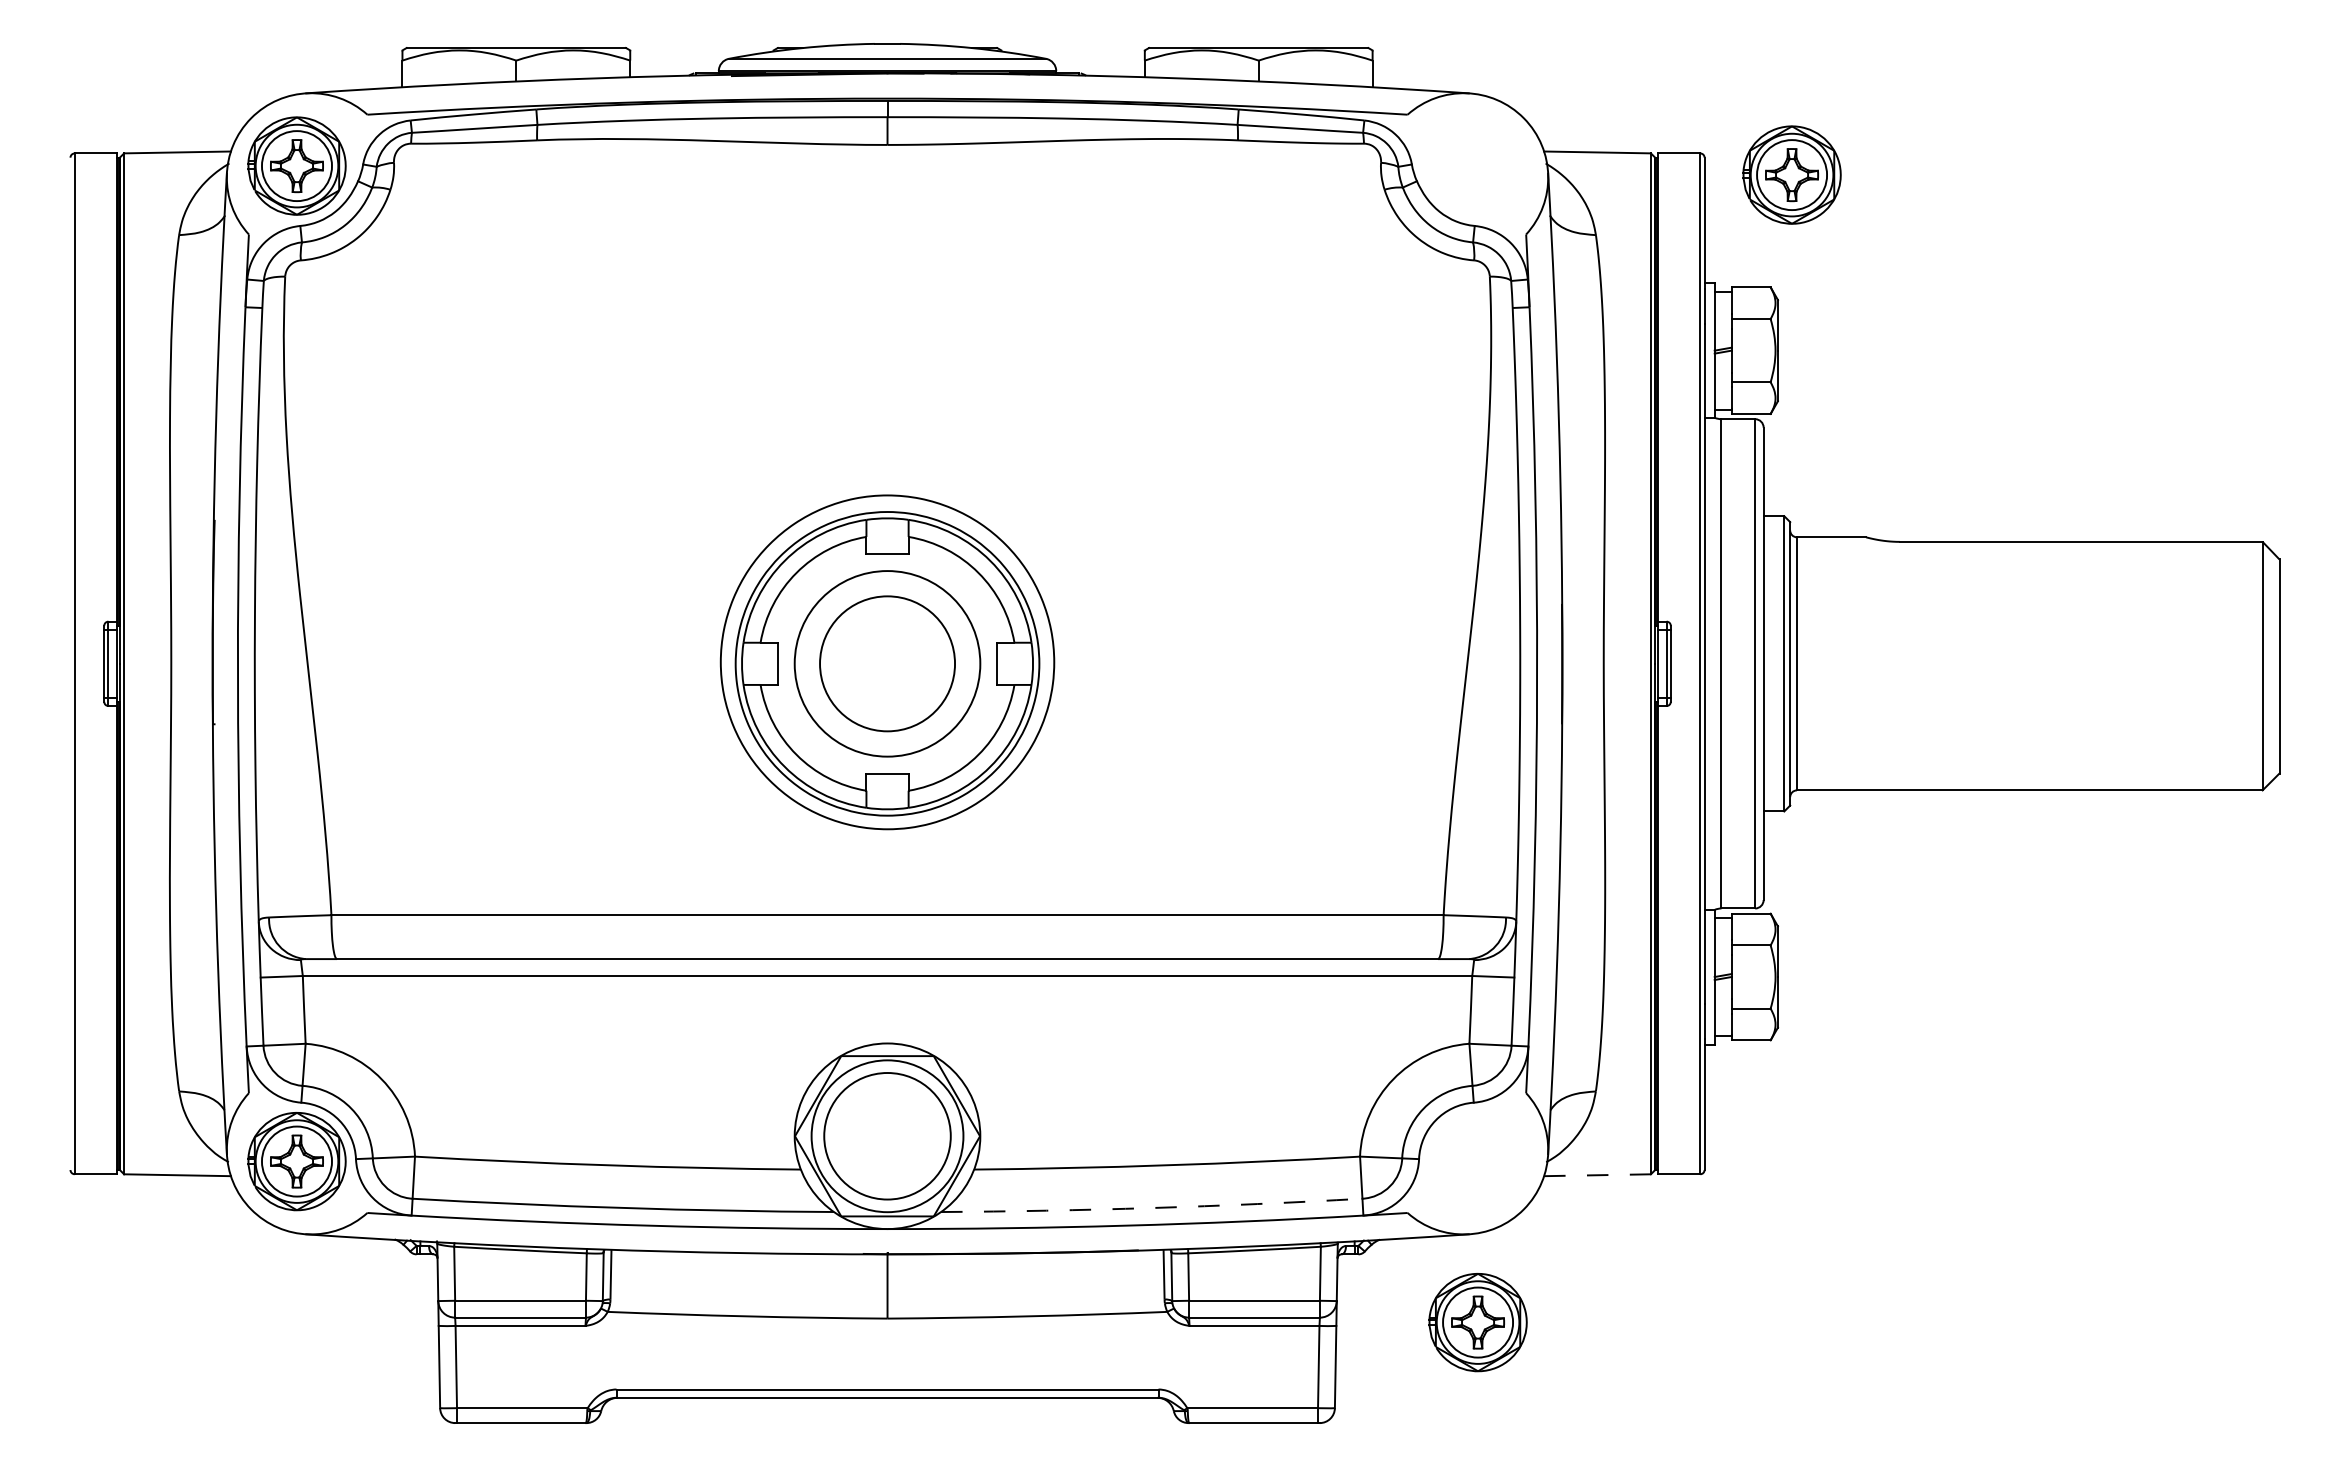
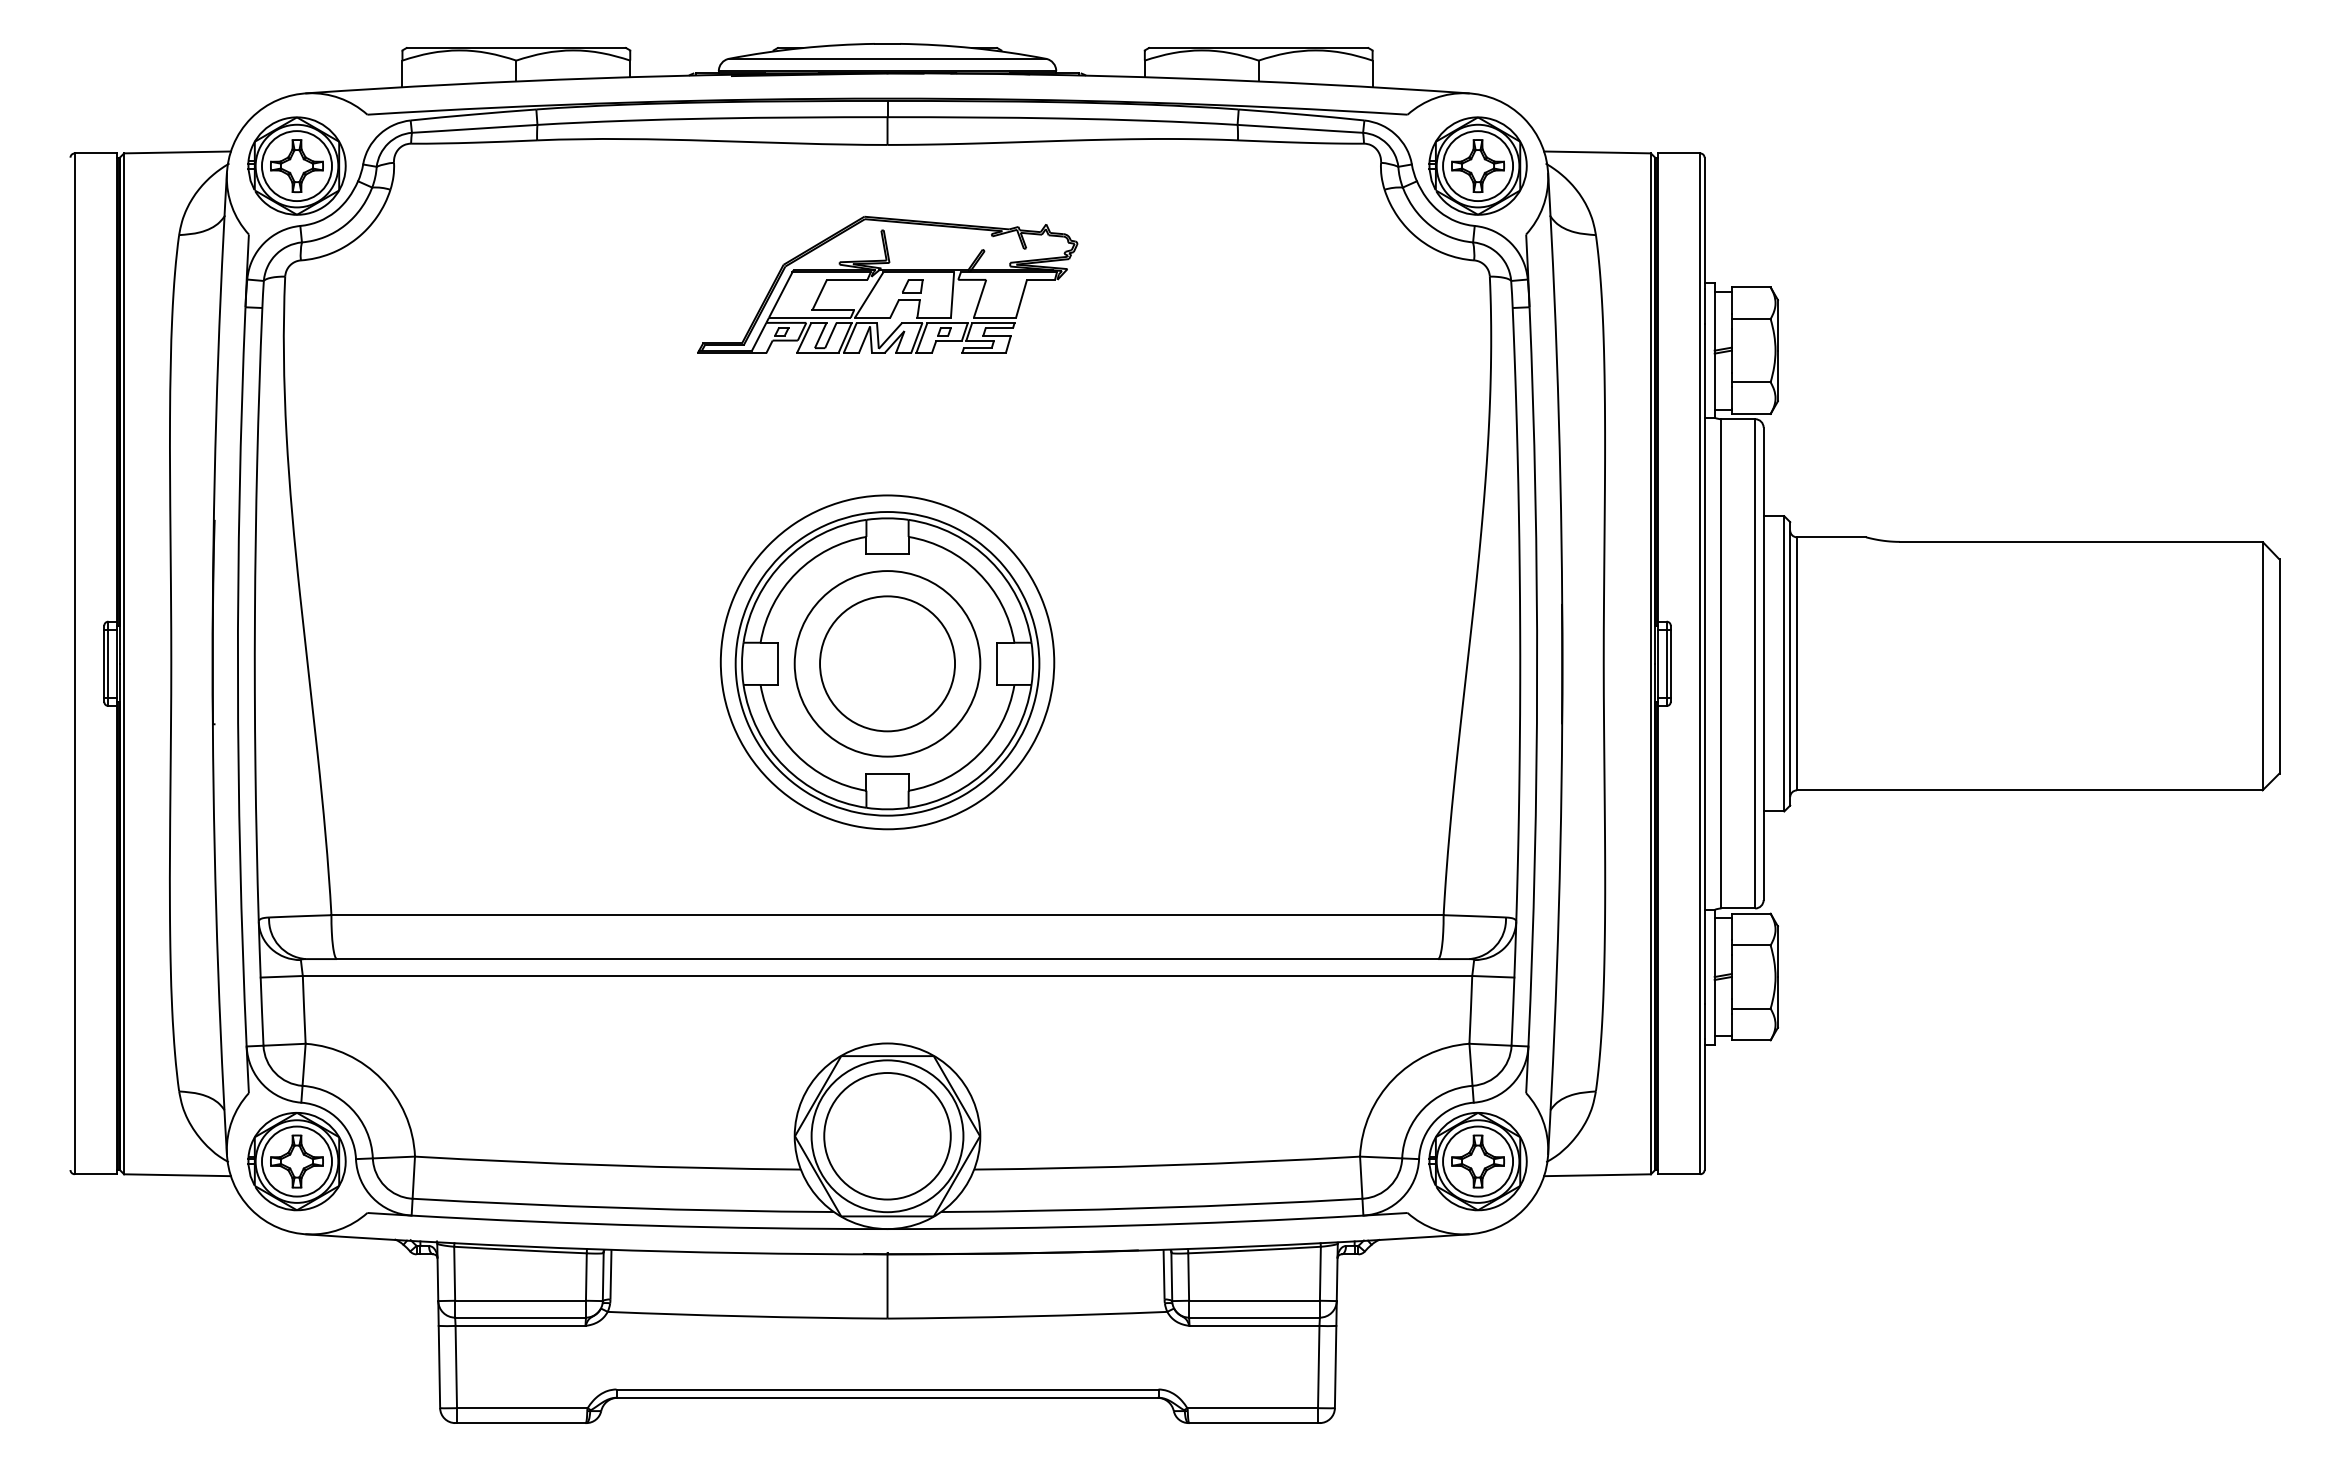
part position: (1791, 174) -> (1477, 165) (1477, 165)
part: none -> present (887, 284)
line: dashed -> solid (1598, 1175)
arc: dashed -> solid (1151, 1208)
part position: (1477, 1322) -> (1477, 1161) (1477, 1161)
